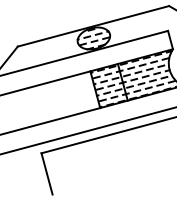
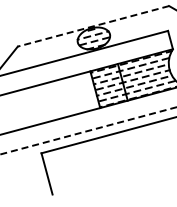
line: solid -> dashed (93, 26)
line: solid -> dashed (88, 130)
